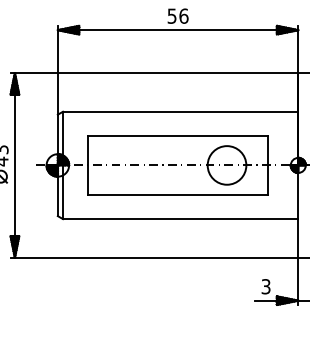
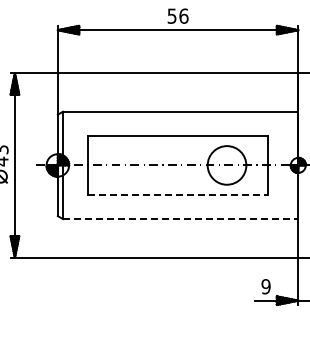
line: solid -> dashed (178, 194)
line: solid -> dashed (180, 219)
text: 3 -> 9 (265, 286)
